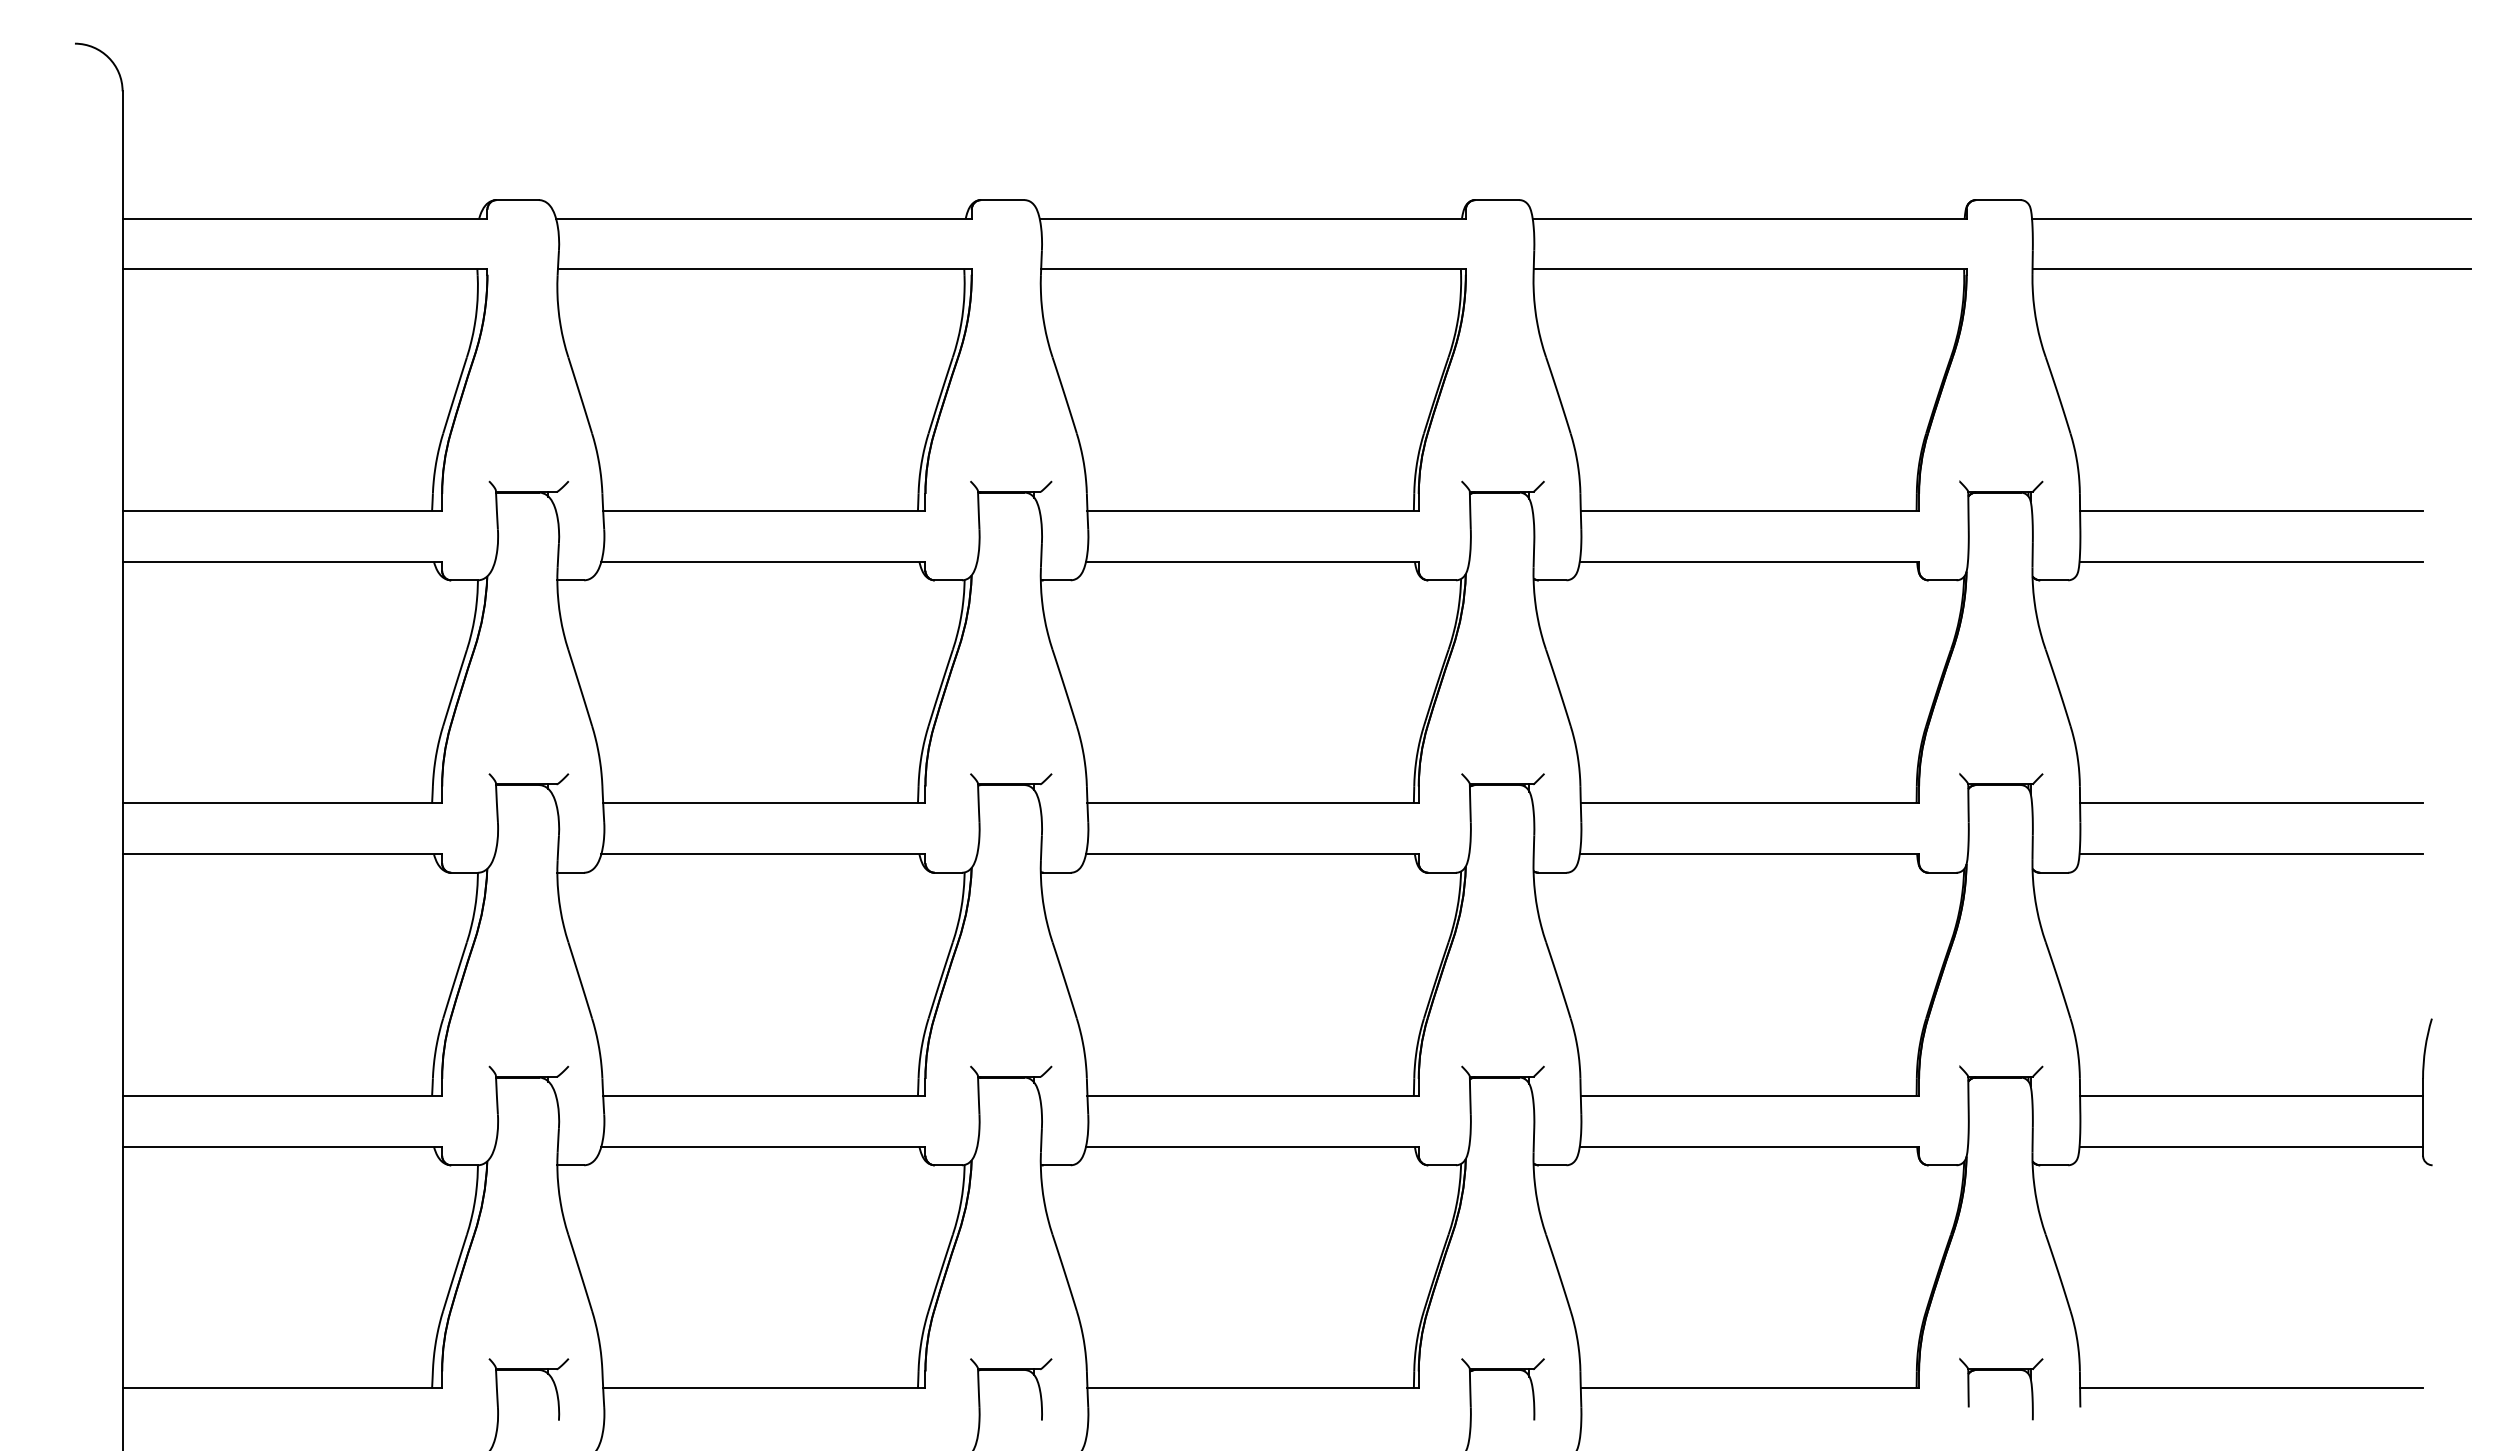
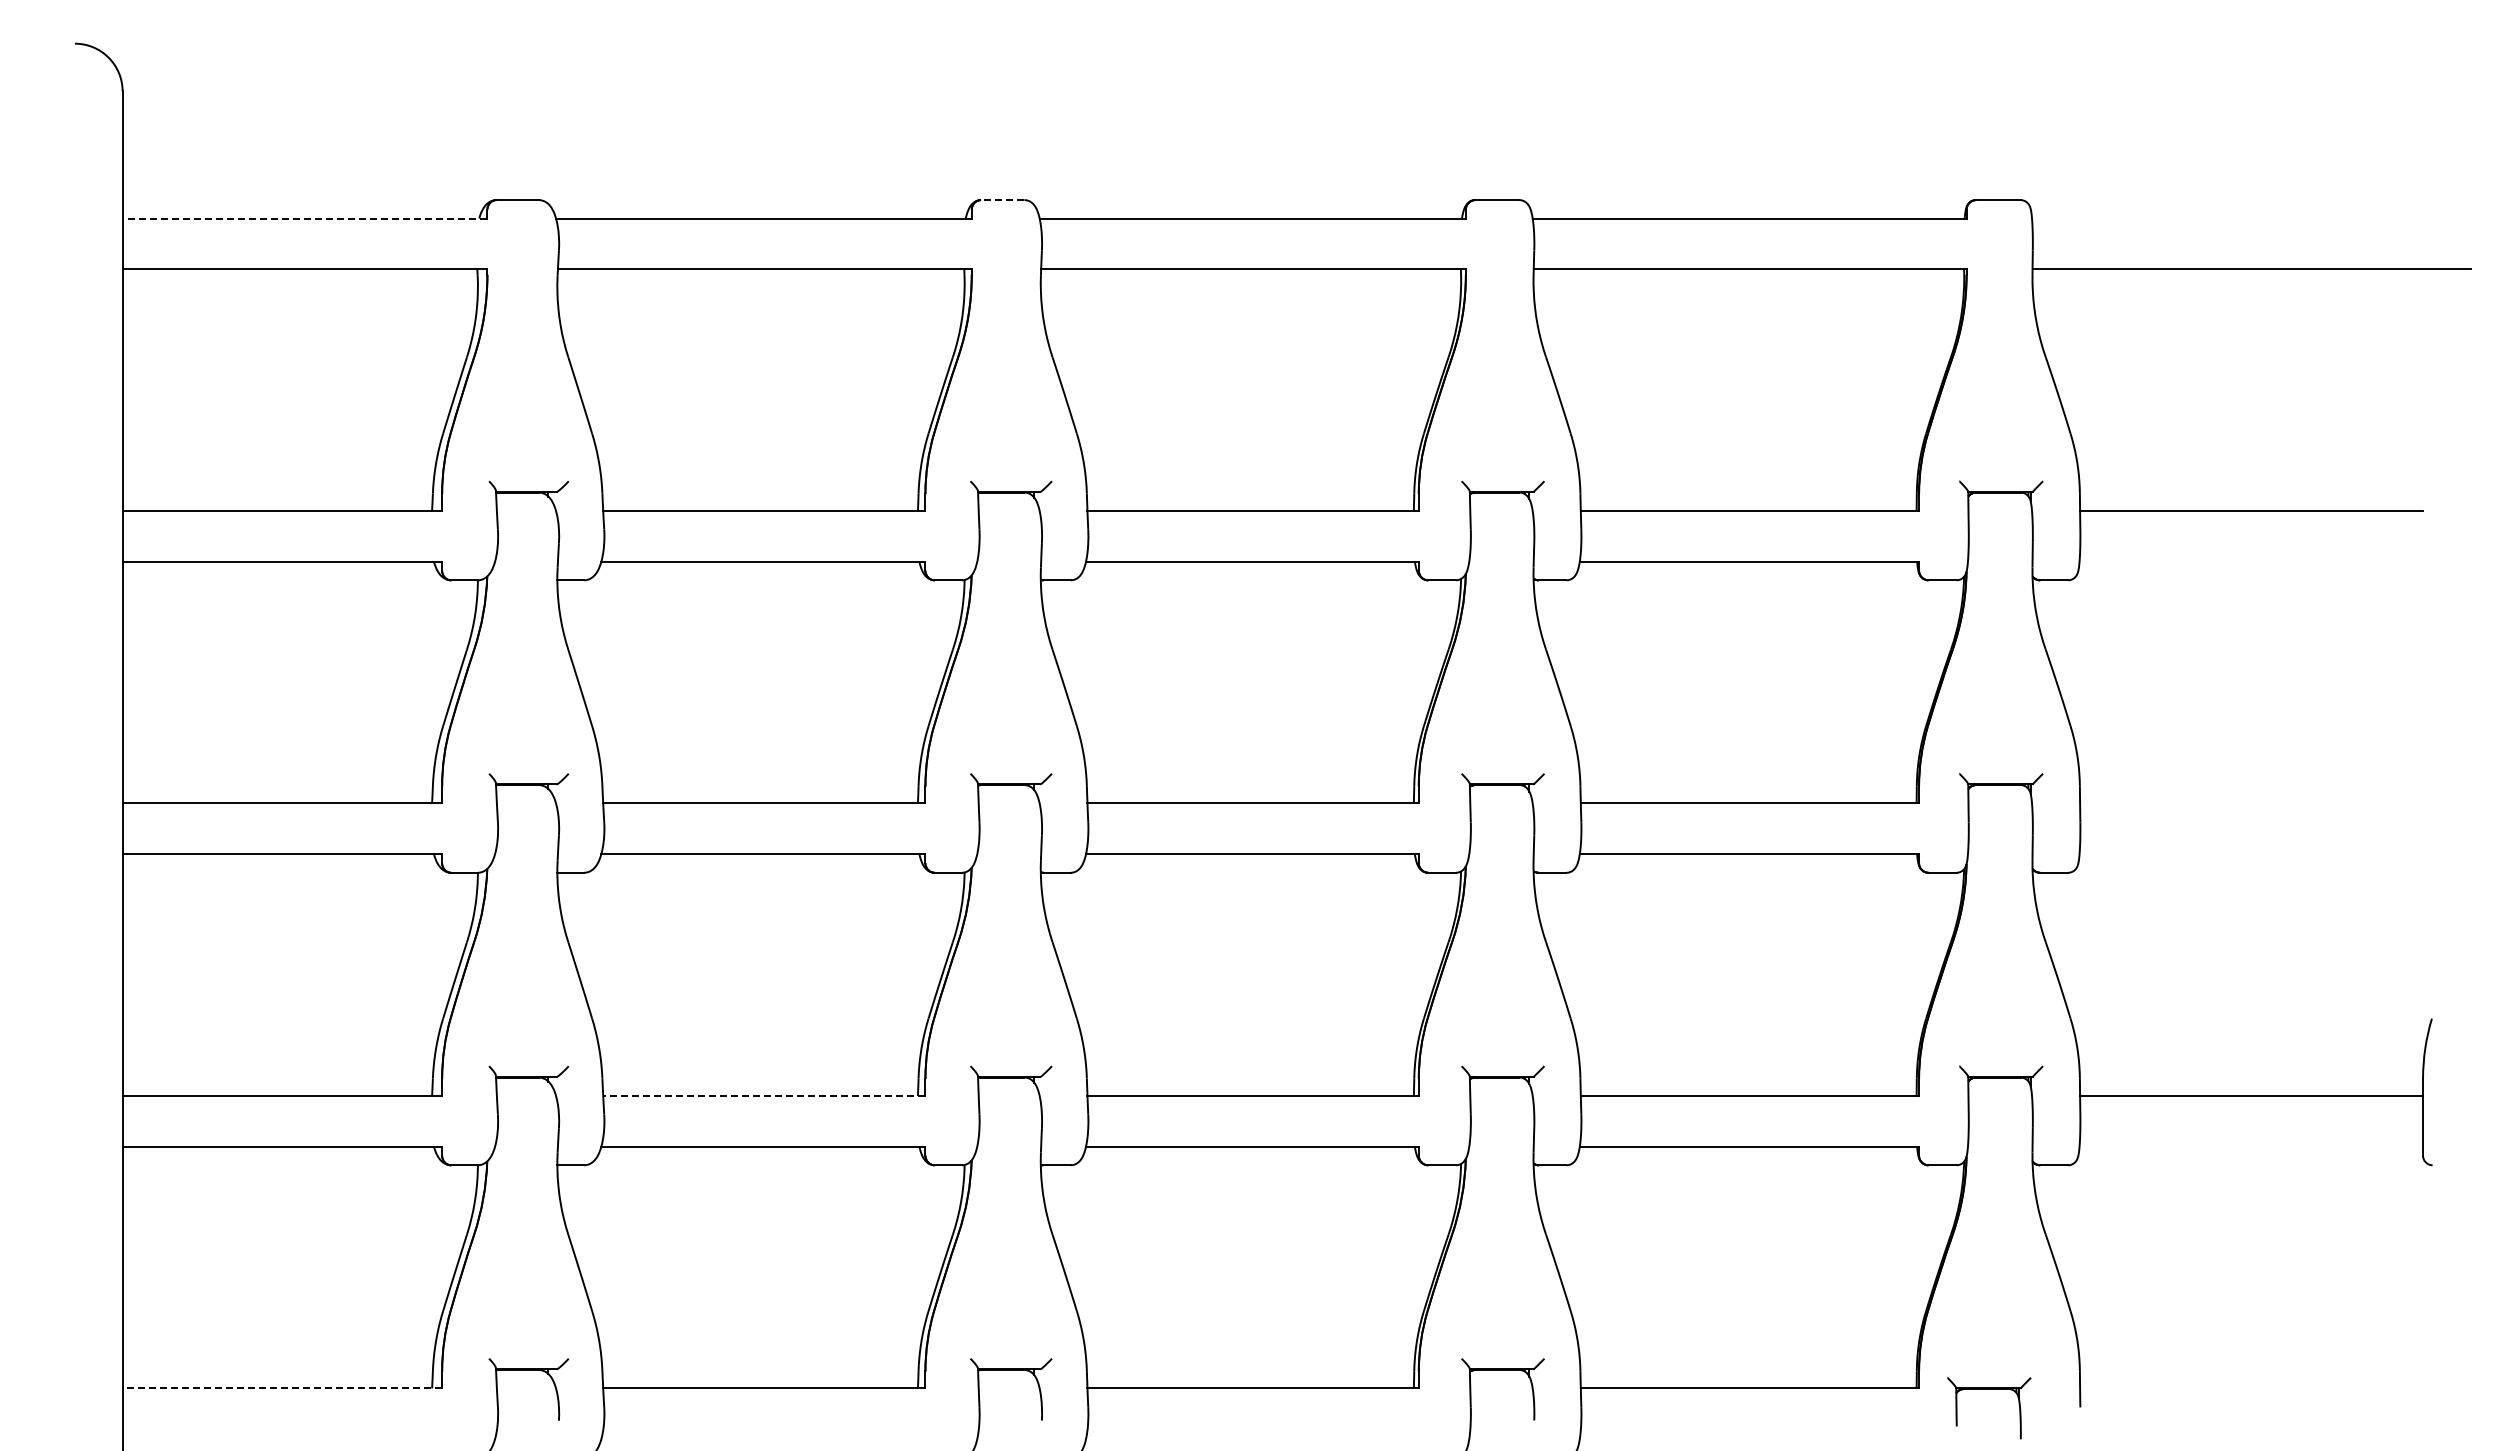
line: solid -> dashed (1002, 200)
line: solid -> dashed (304, 218)
line: present -> none (2251, 218)
line: present -> none (2251, 561)
line: present -> none (2251, 803)
line: present -> none (2251, 854)
line: solid -> dashed (763, 1095)
line: present -> none (2251, 1146)
part position: (2001, 1370) -> (1989, 1389) (1989, 1389)
line: solid -> dashed (282, 1388)
line: present -> none (2251, 1388)
